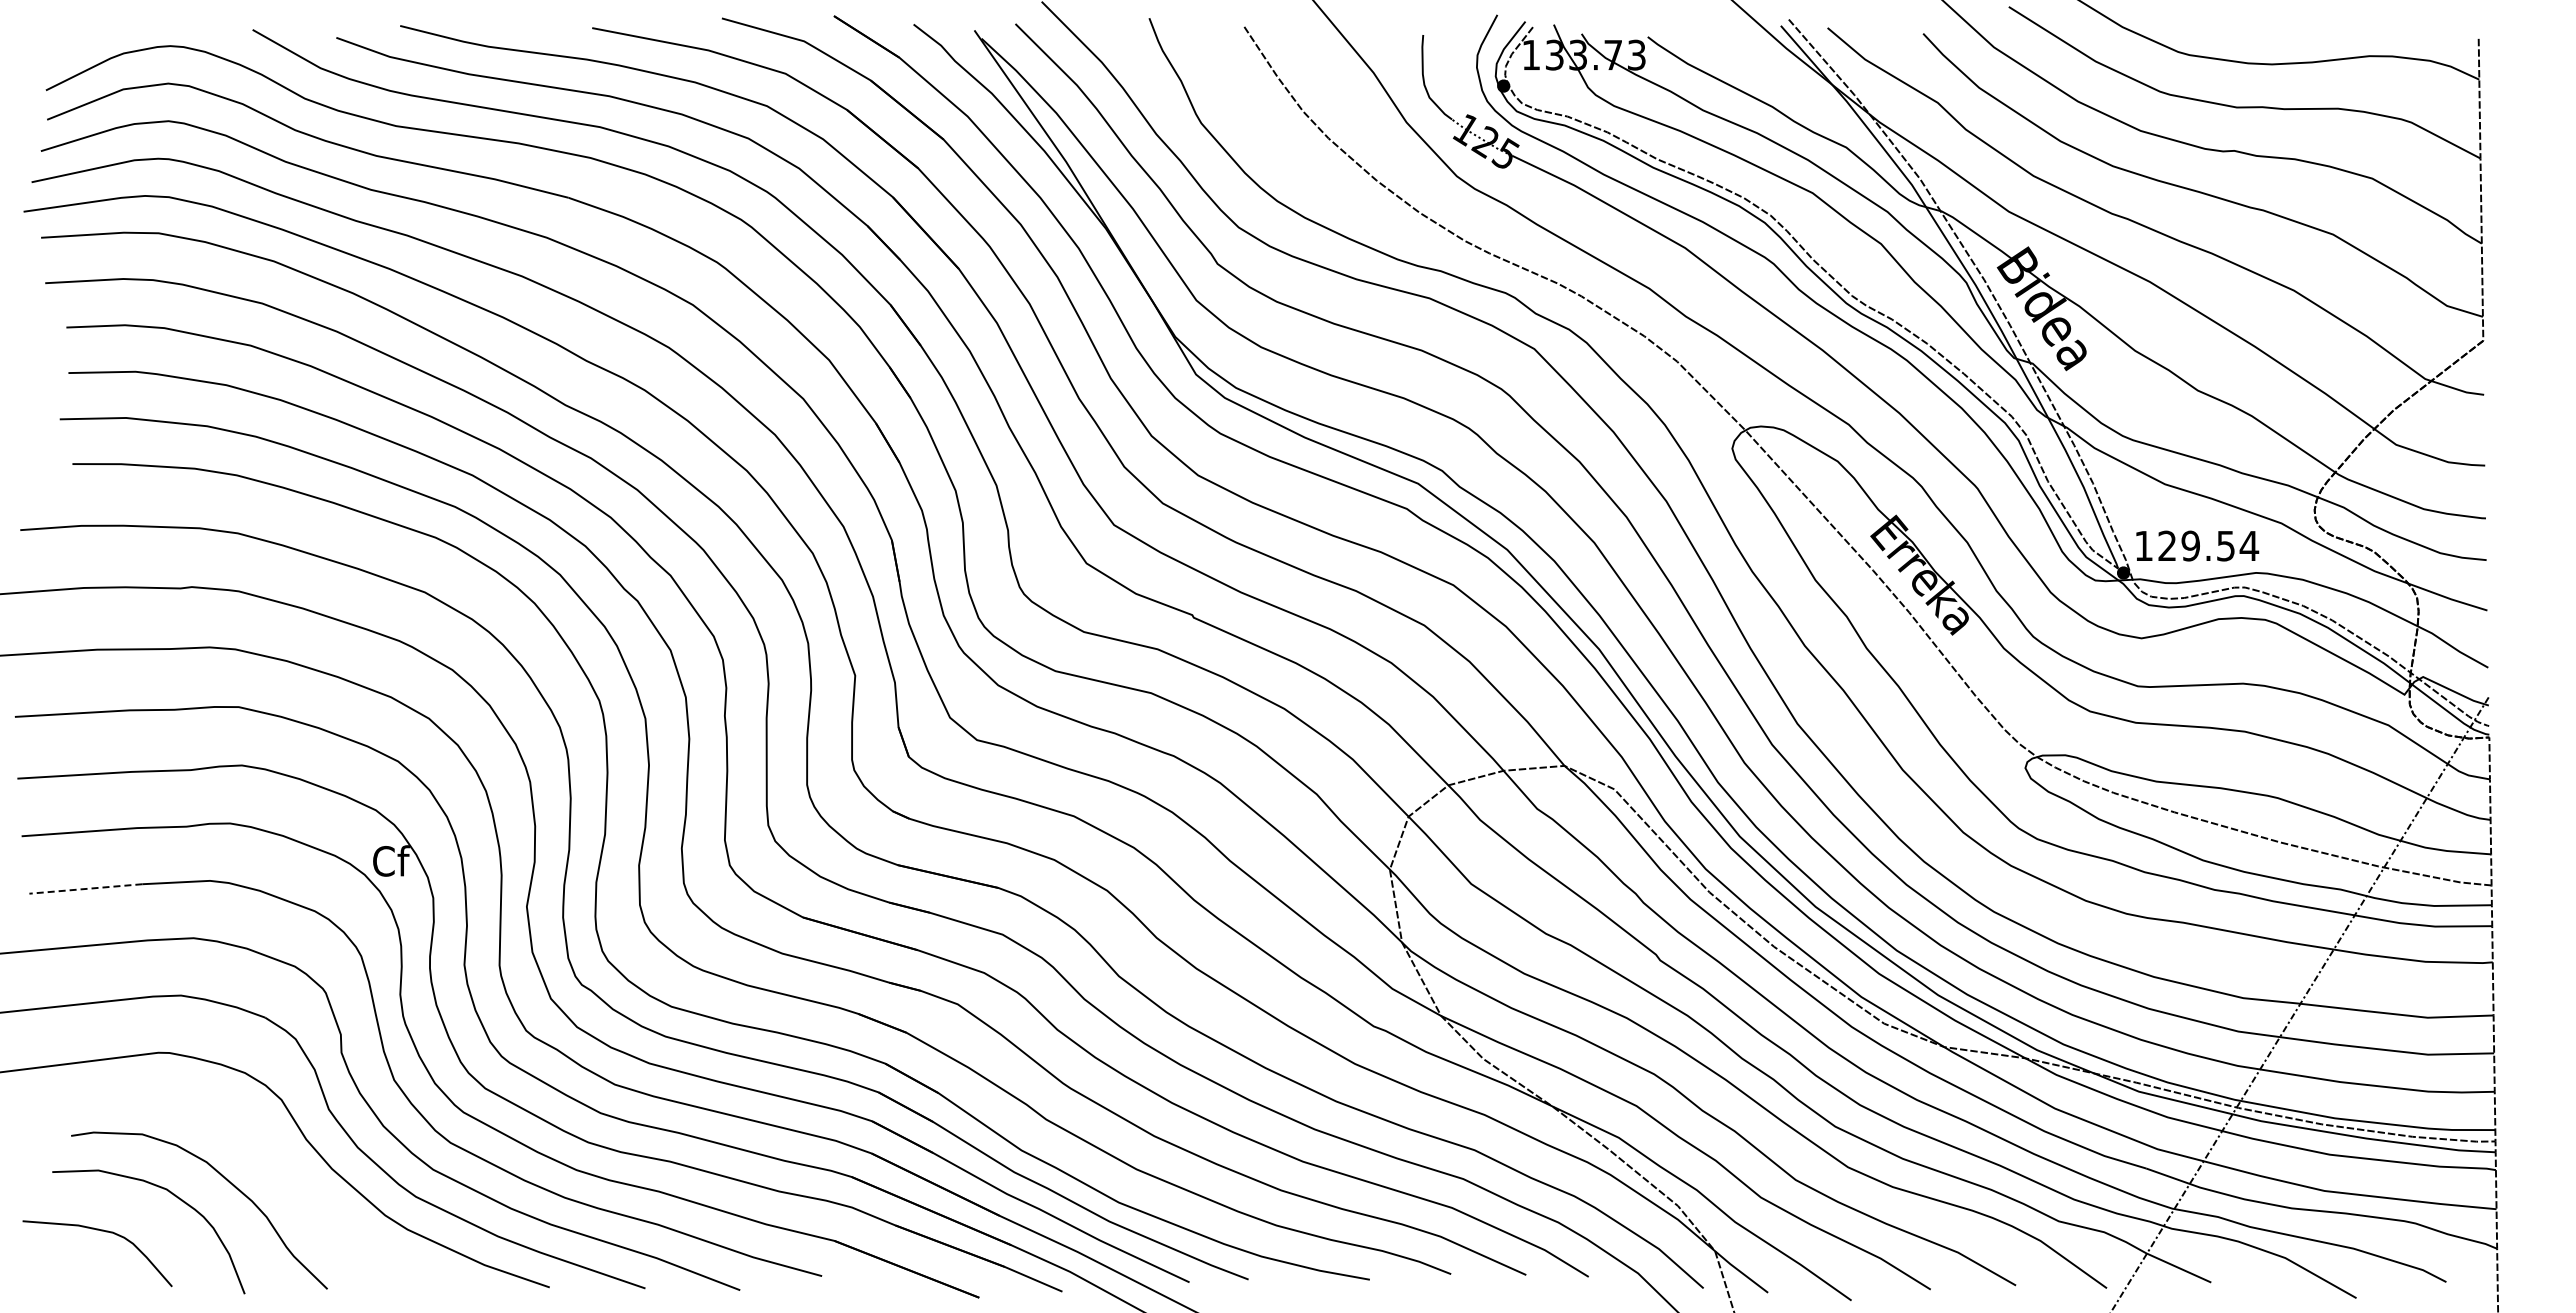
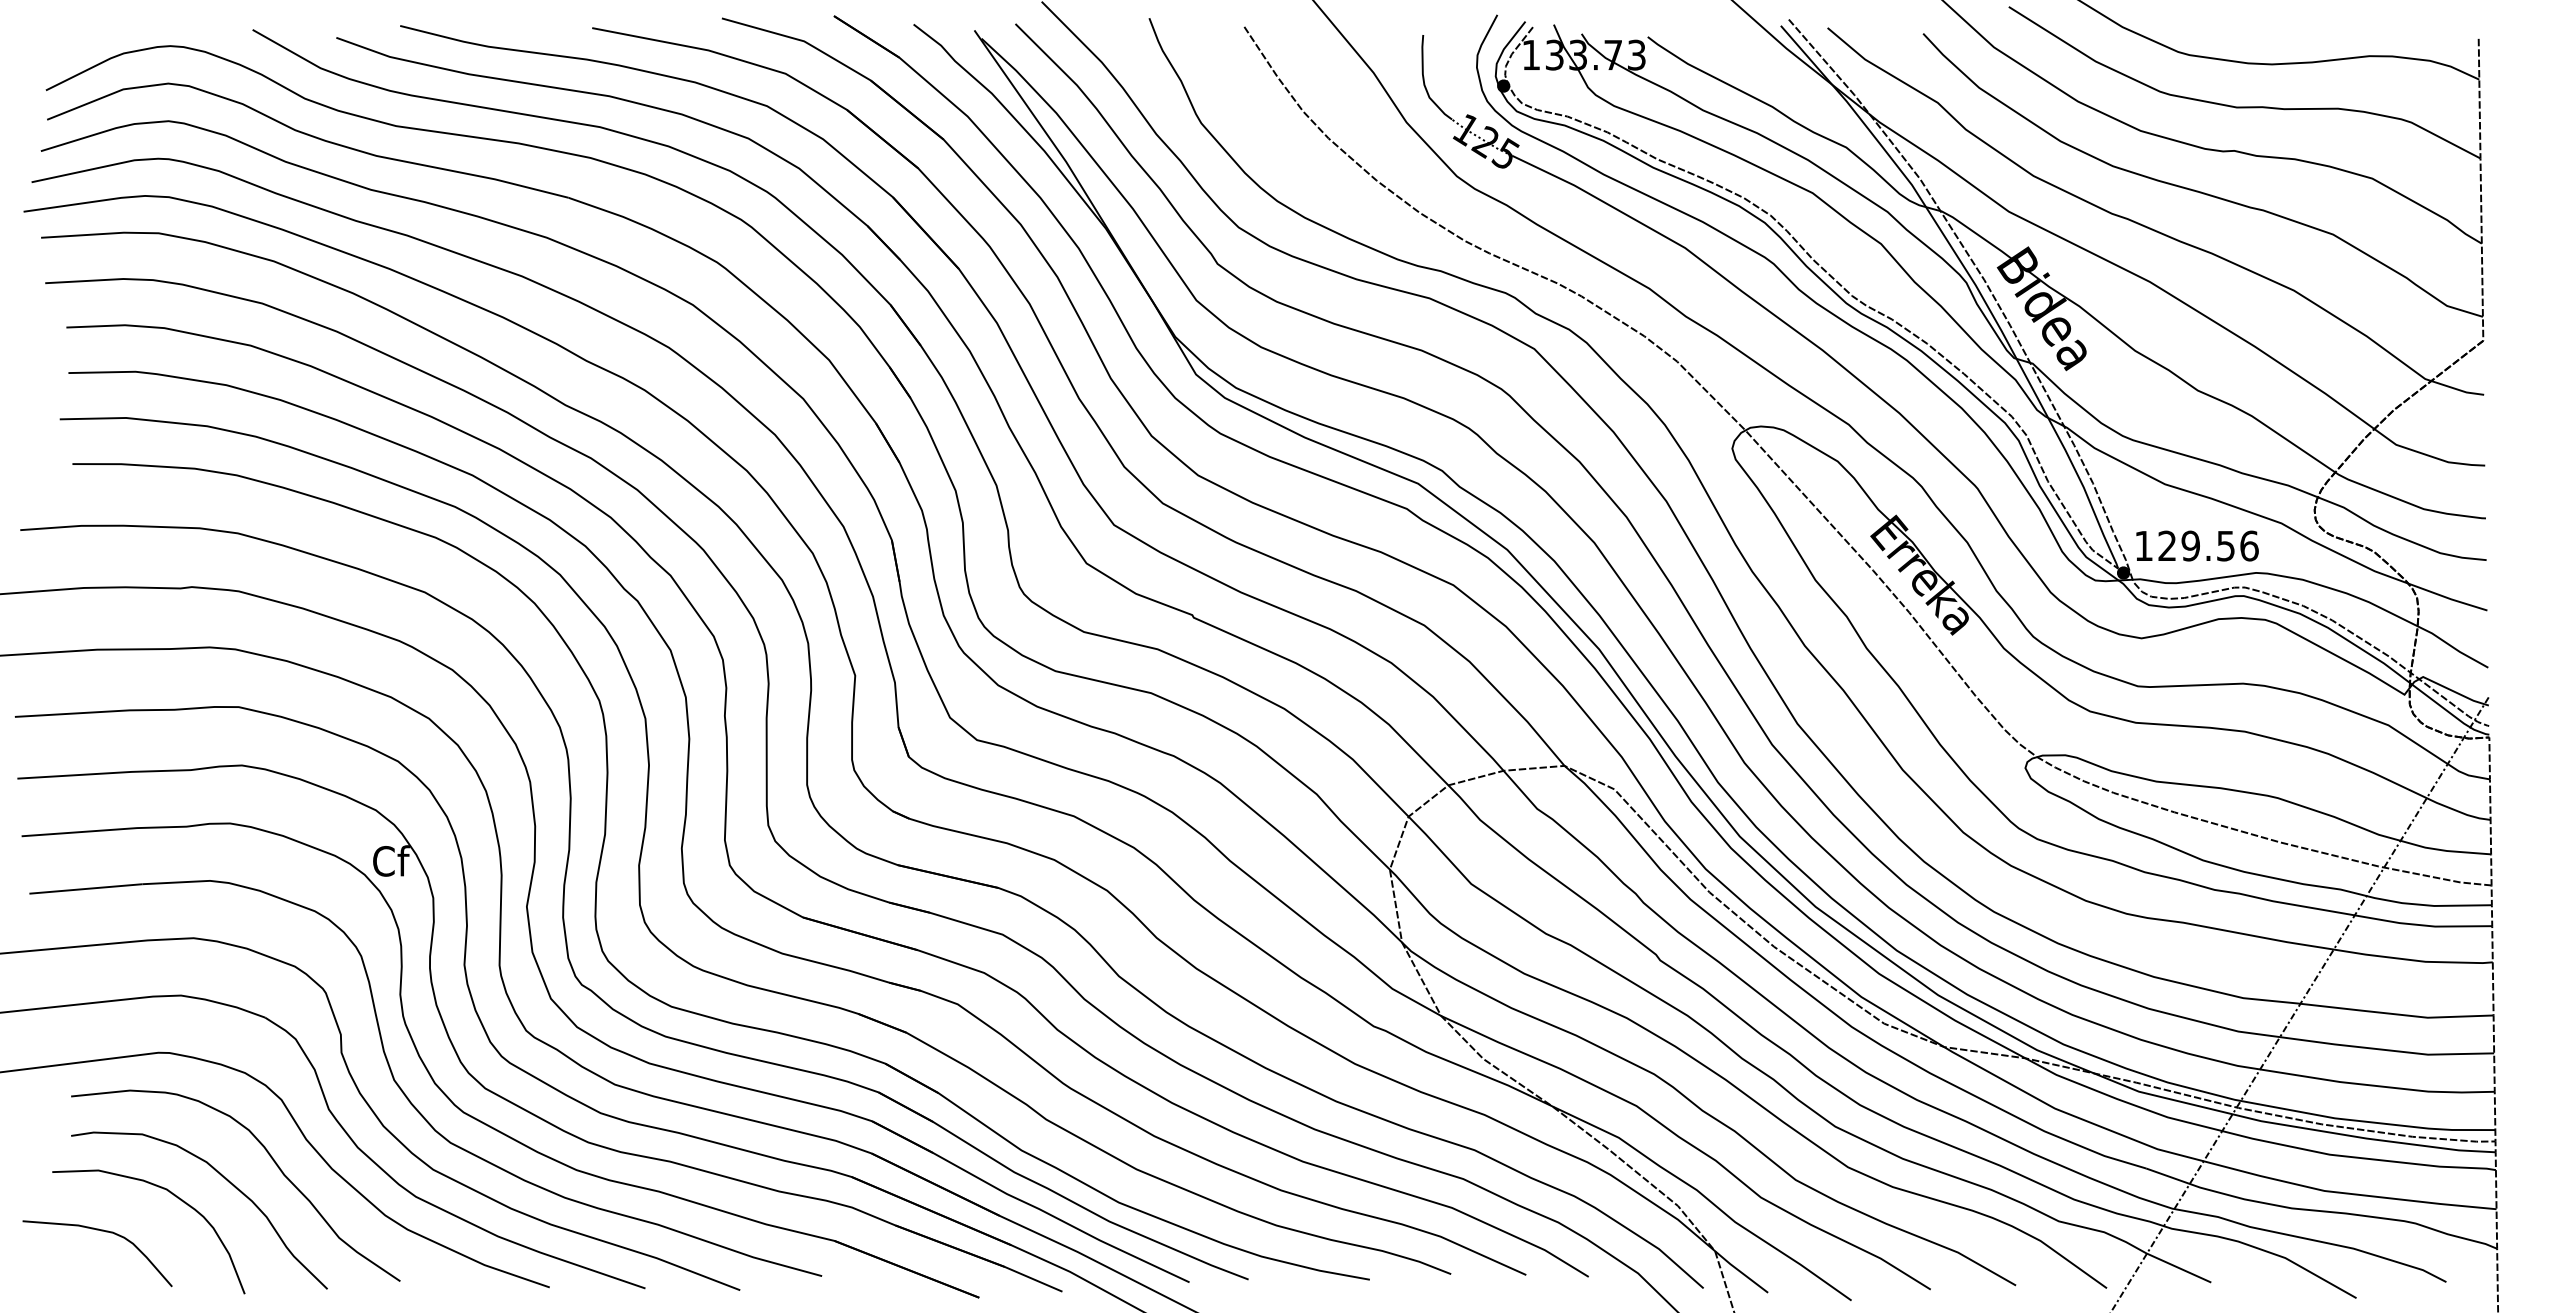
text: 129.54 -> 129.56 (2249, 545)
line: dashed -> solid (85, 888)
curve: none -> present (272, 1160)
